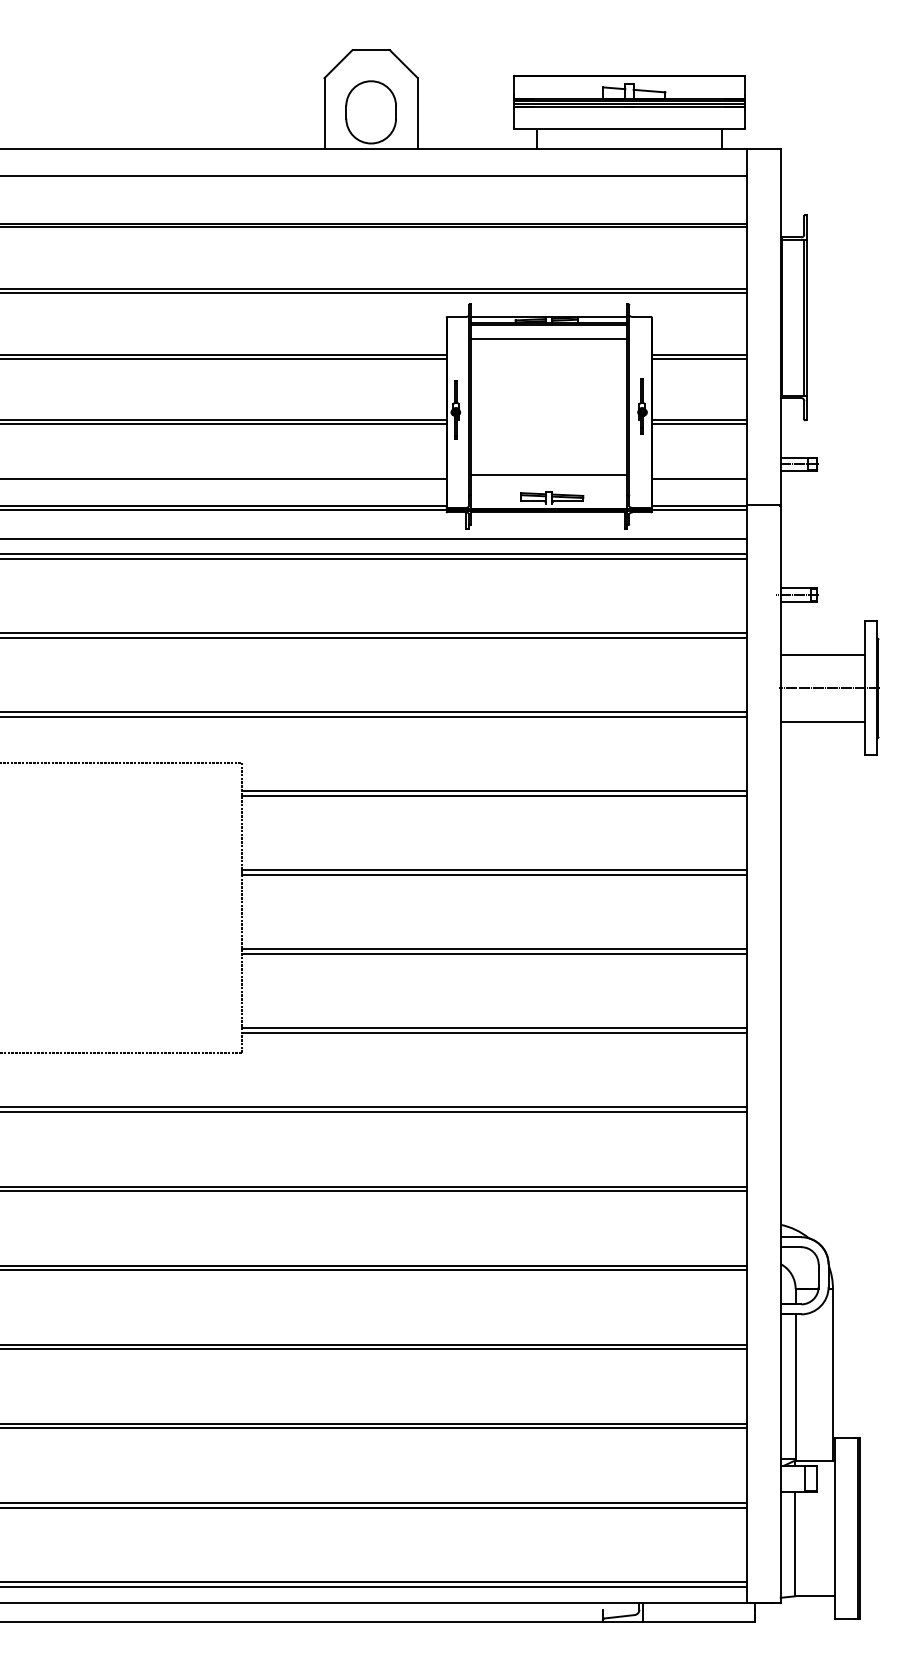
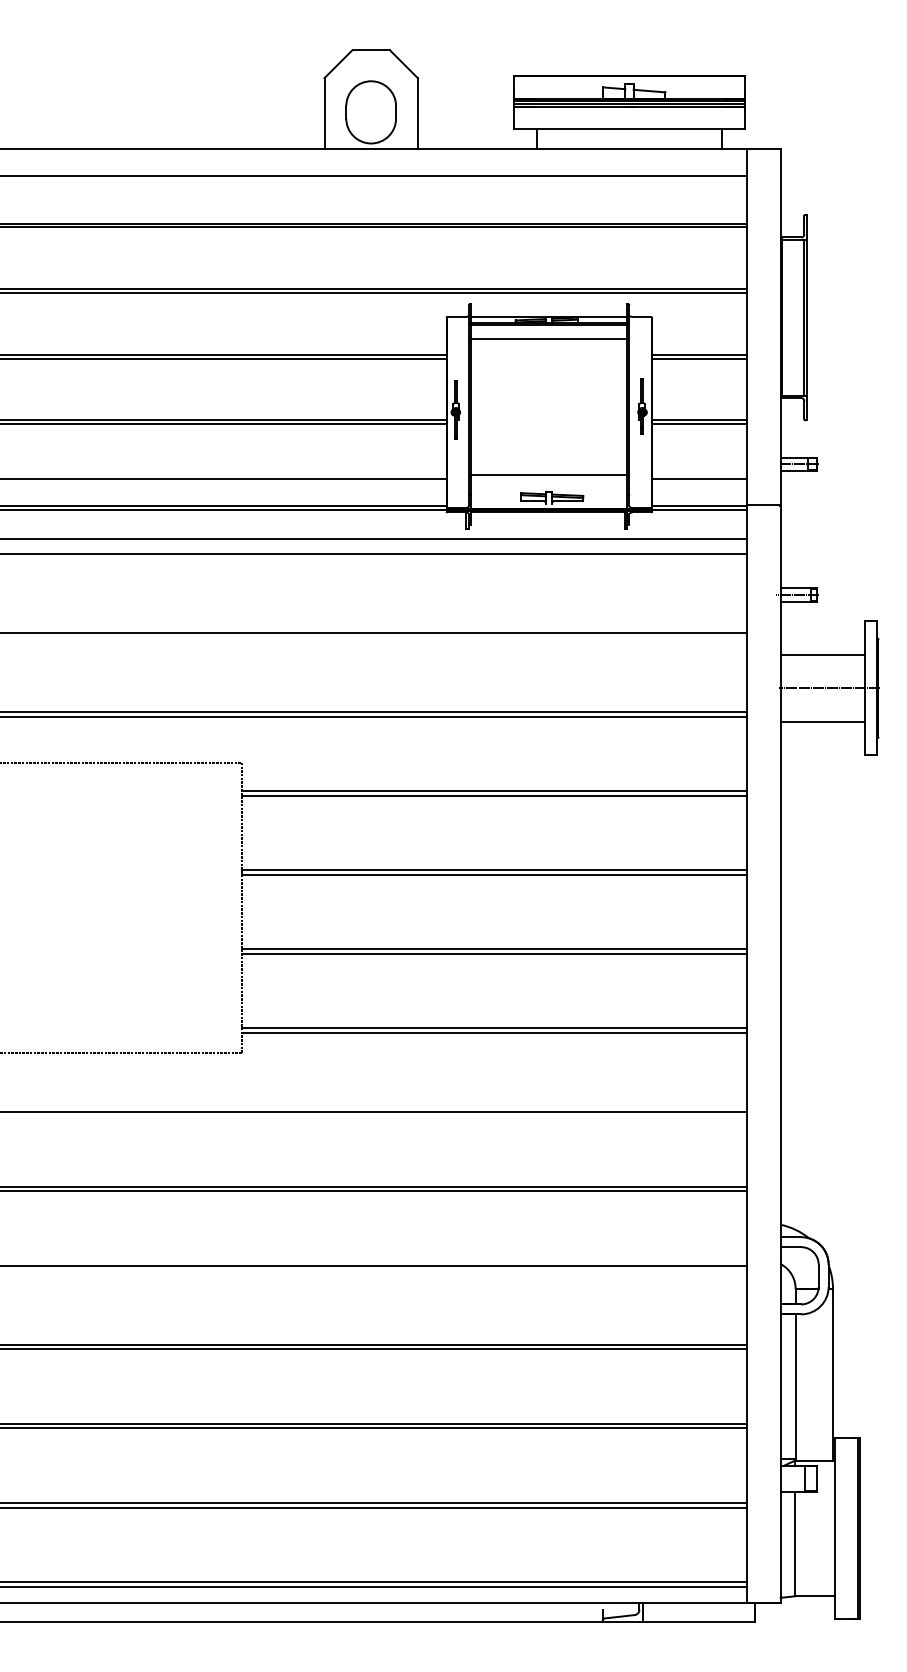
line: present -> none (374, 559)
line: present -> none (374, 638)
line: present -> none (374, 1107)
line: present -> none (374, 1270)
